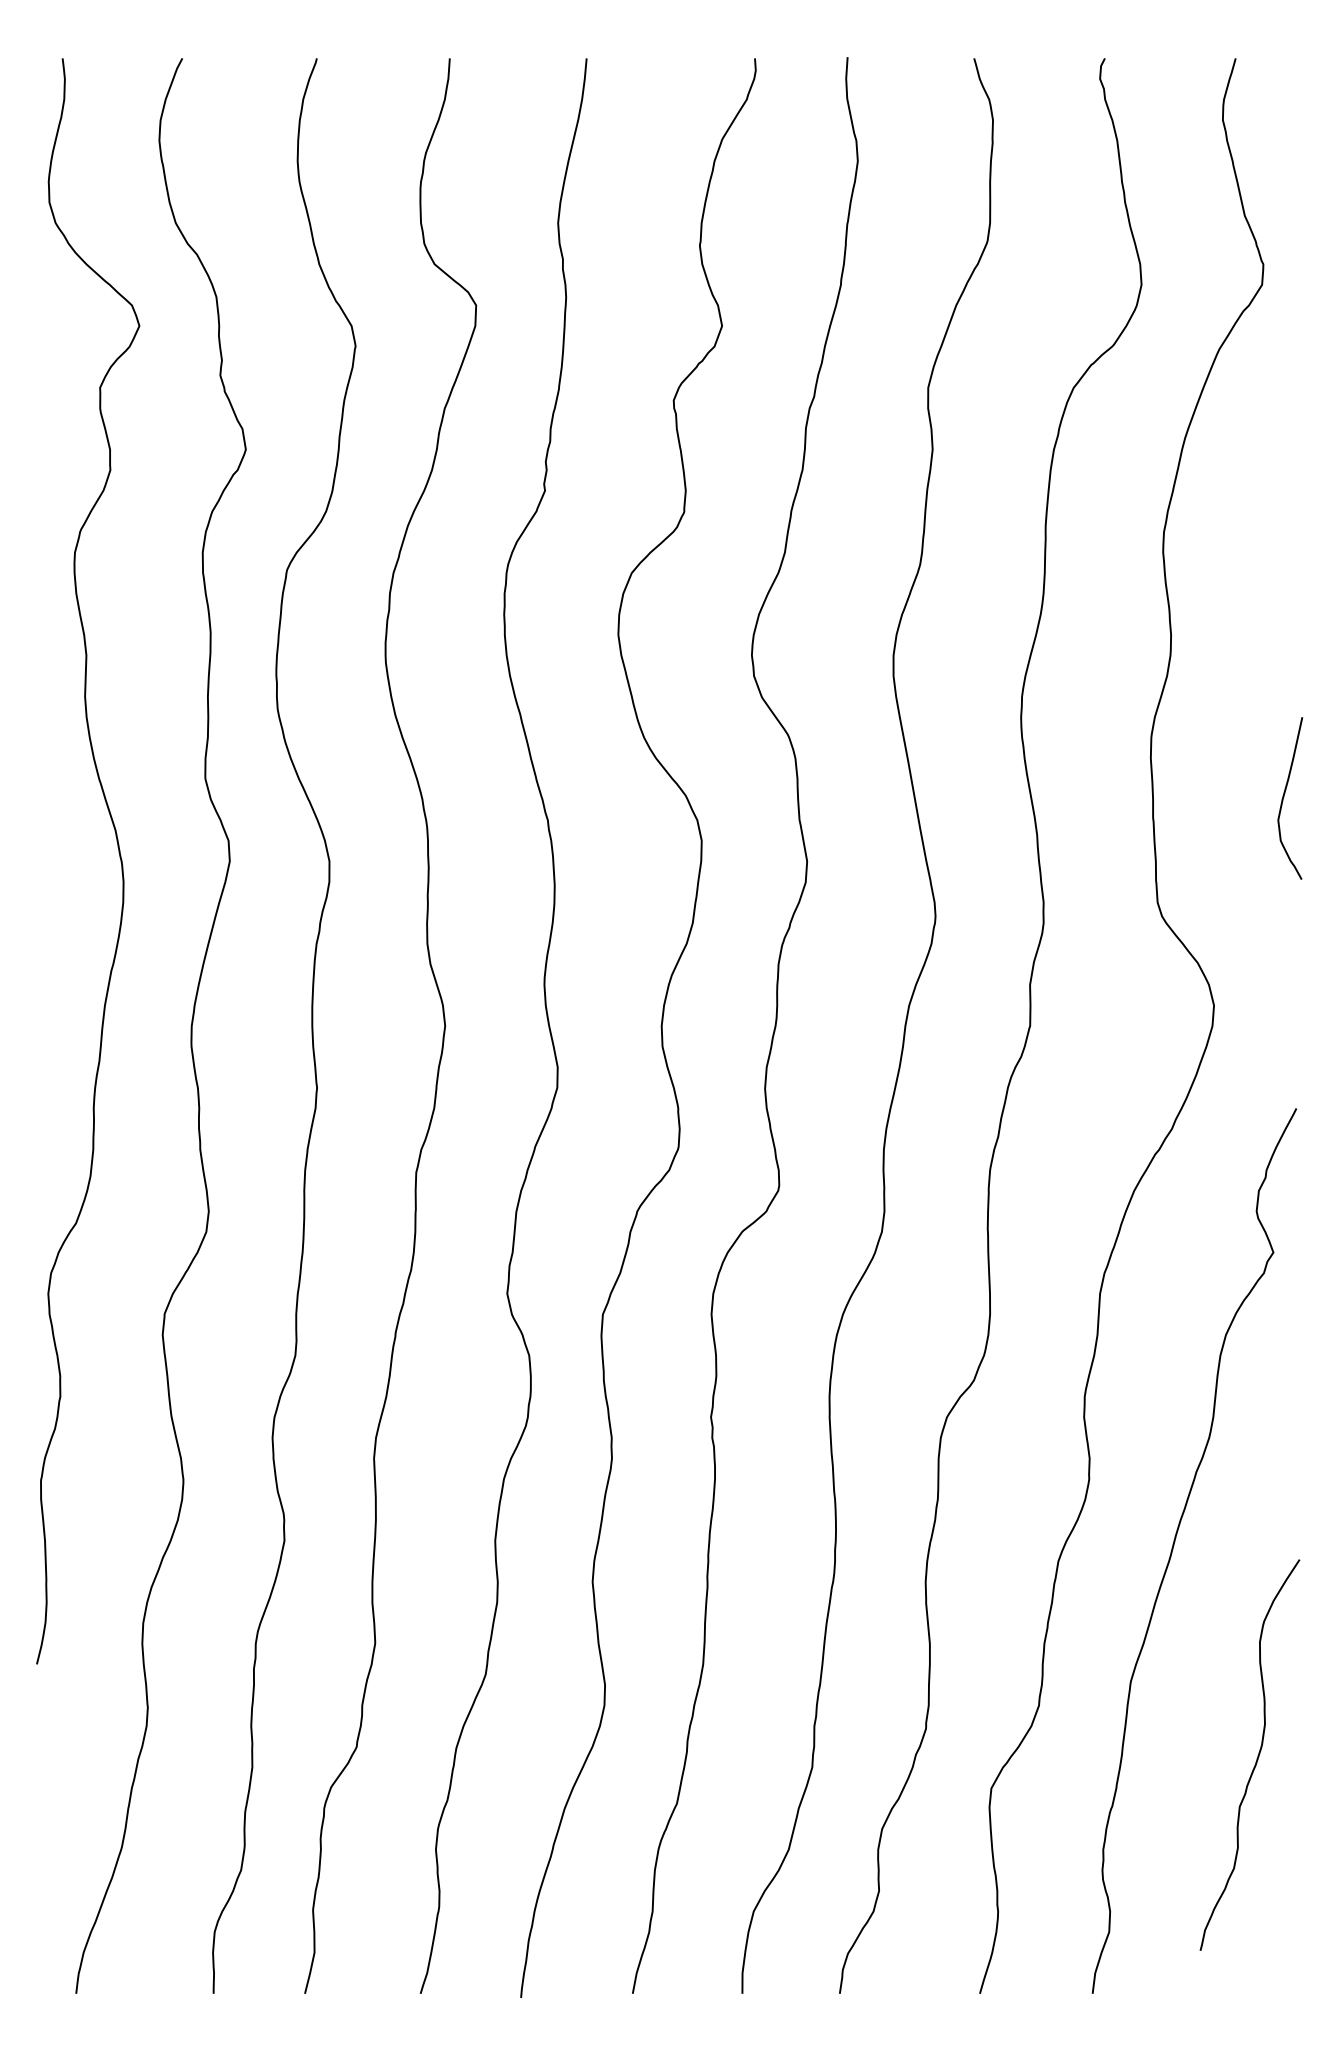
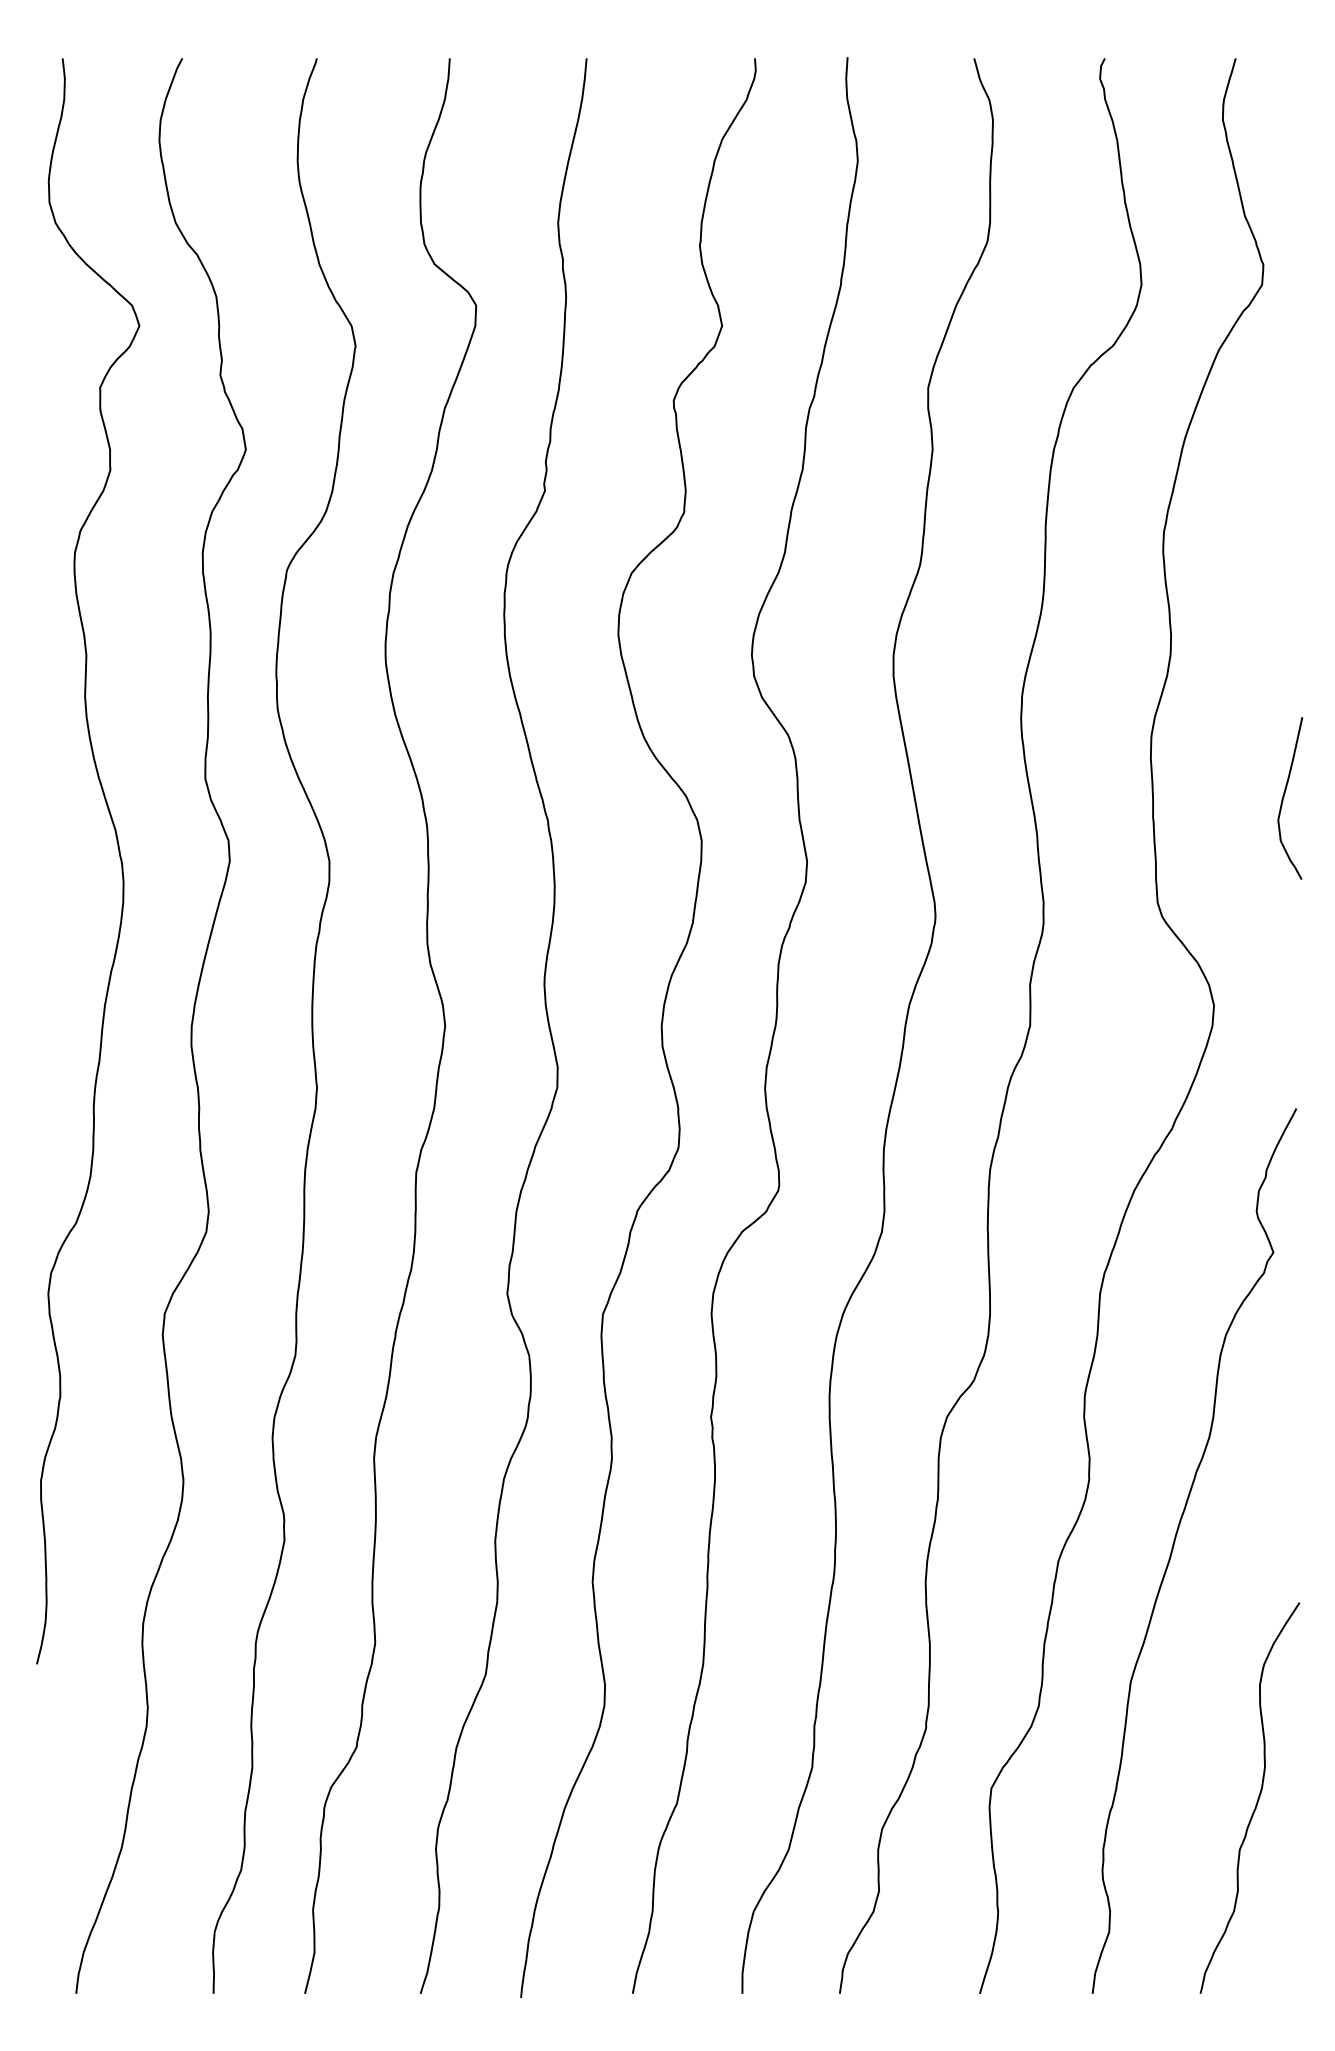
curve position: (1257, 1755) -> (1257, 1798) (1257, 1798)
